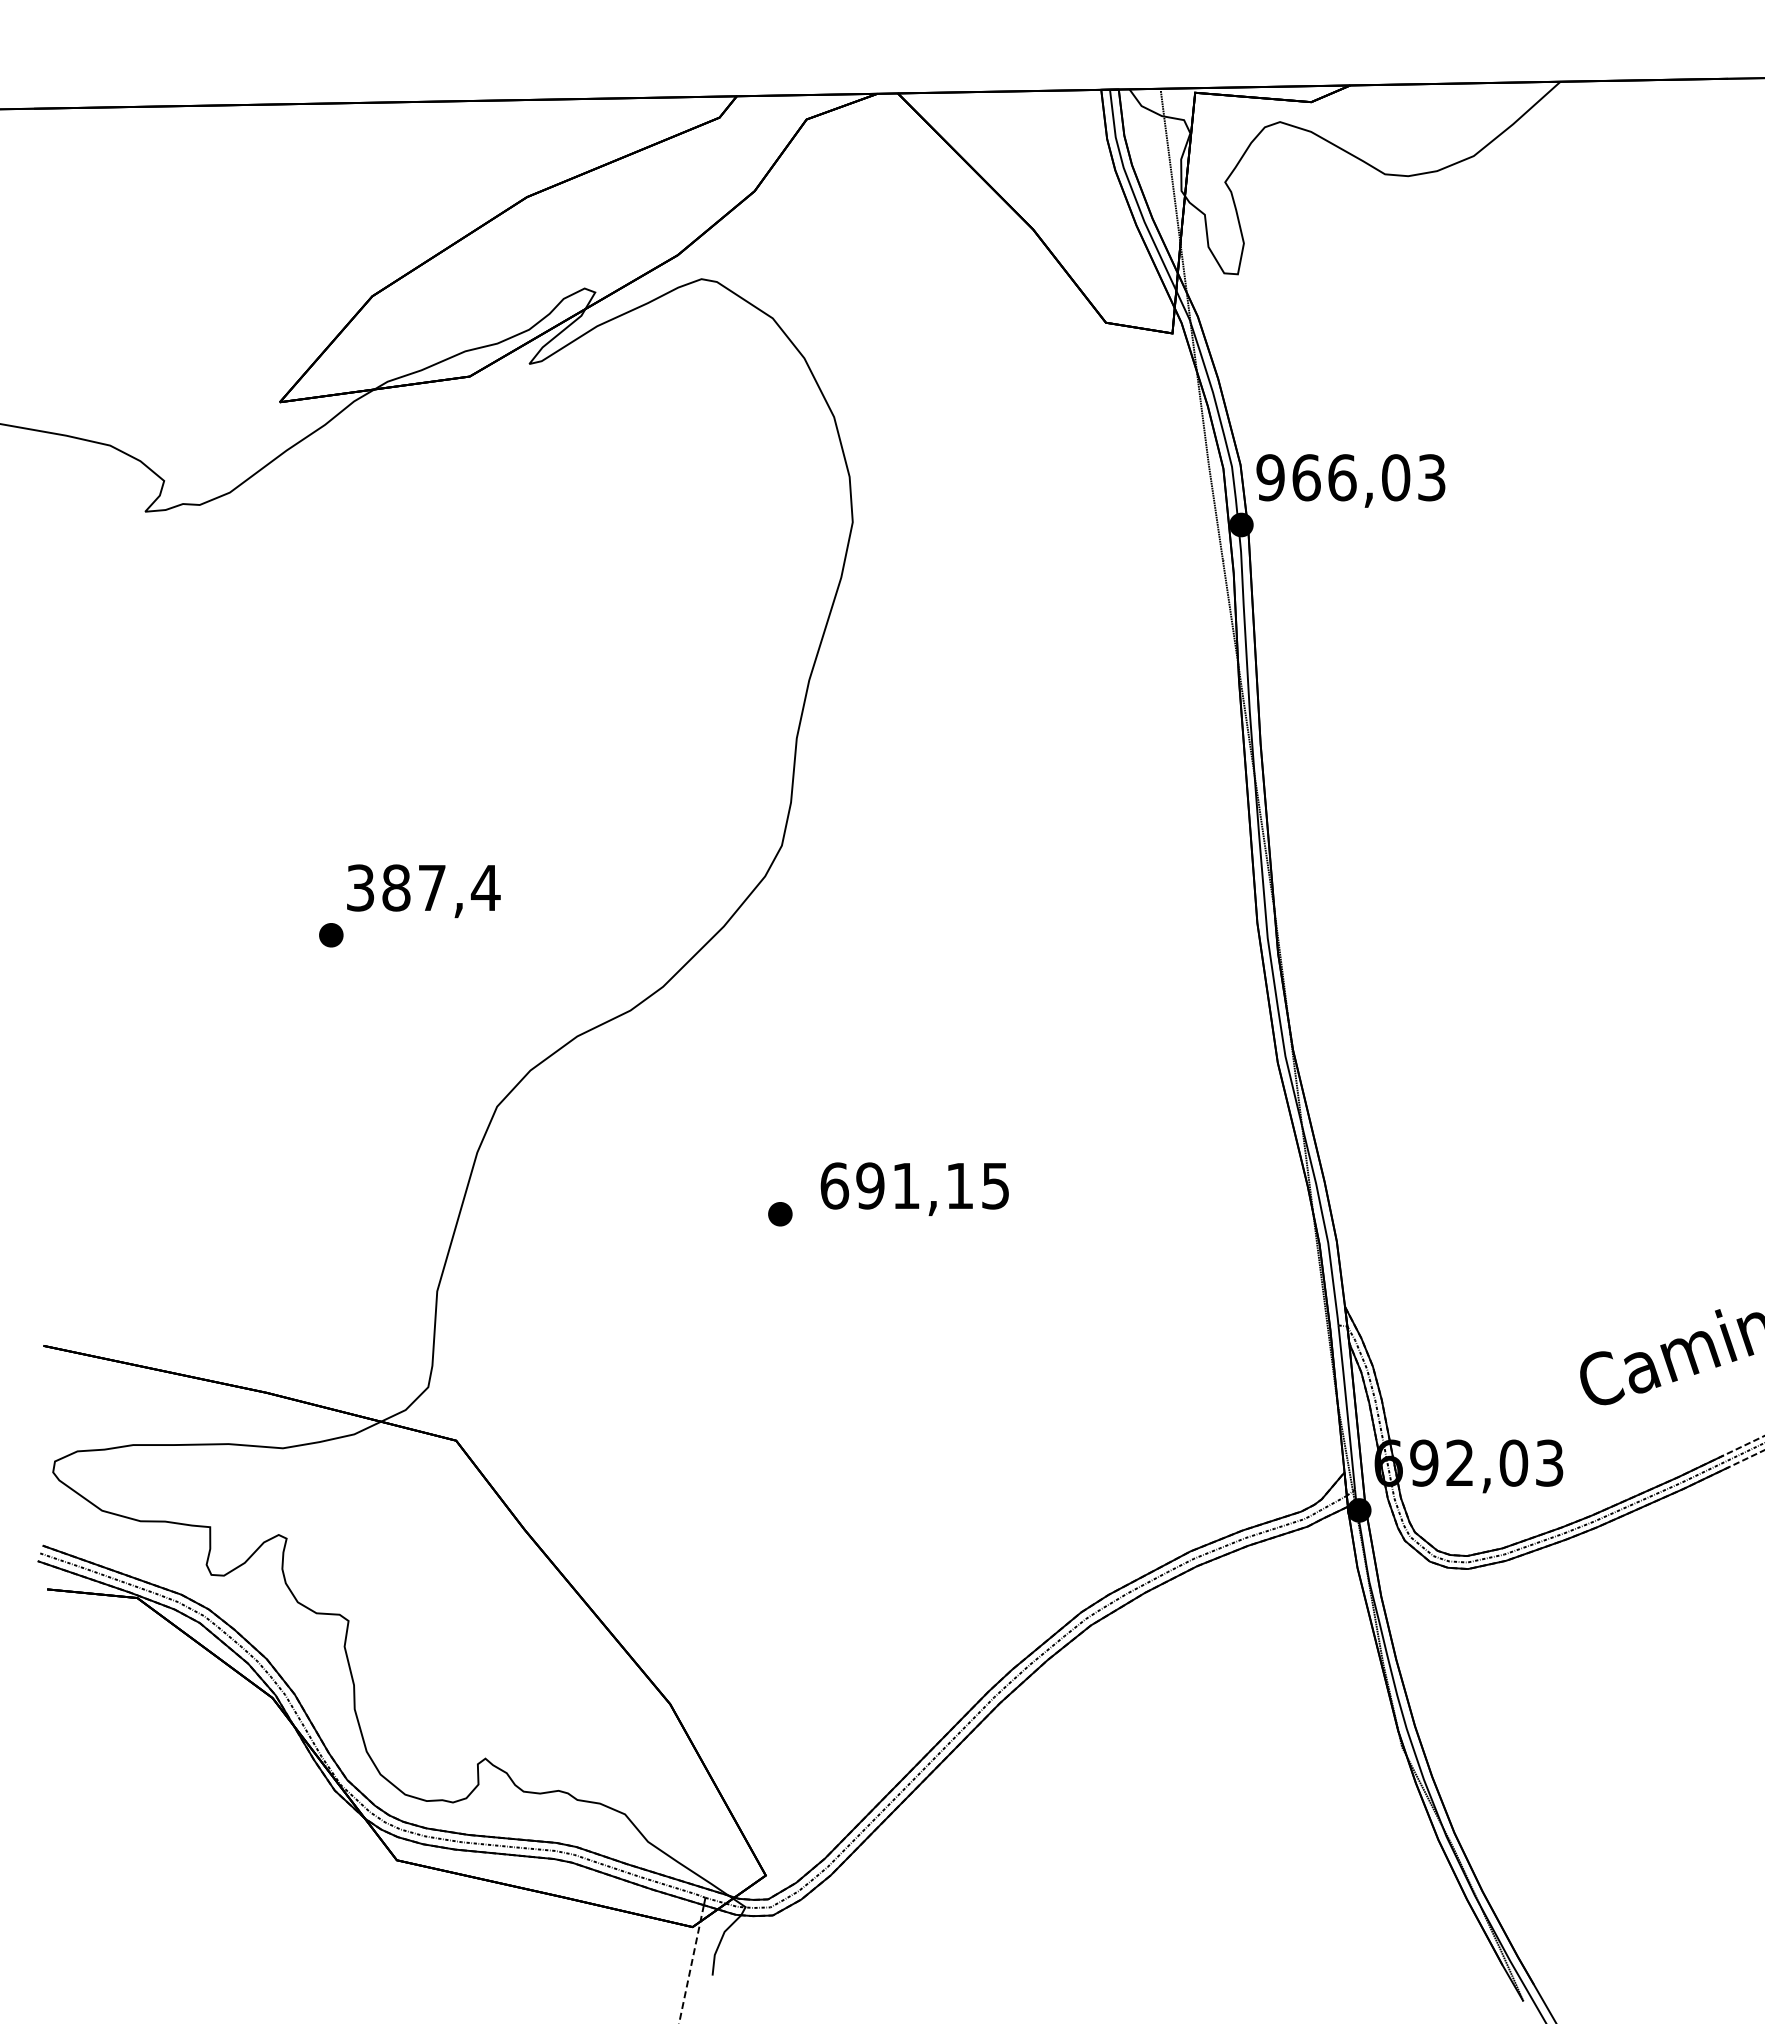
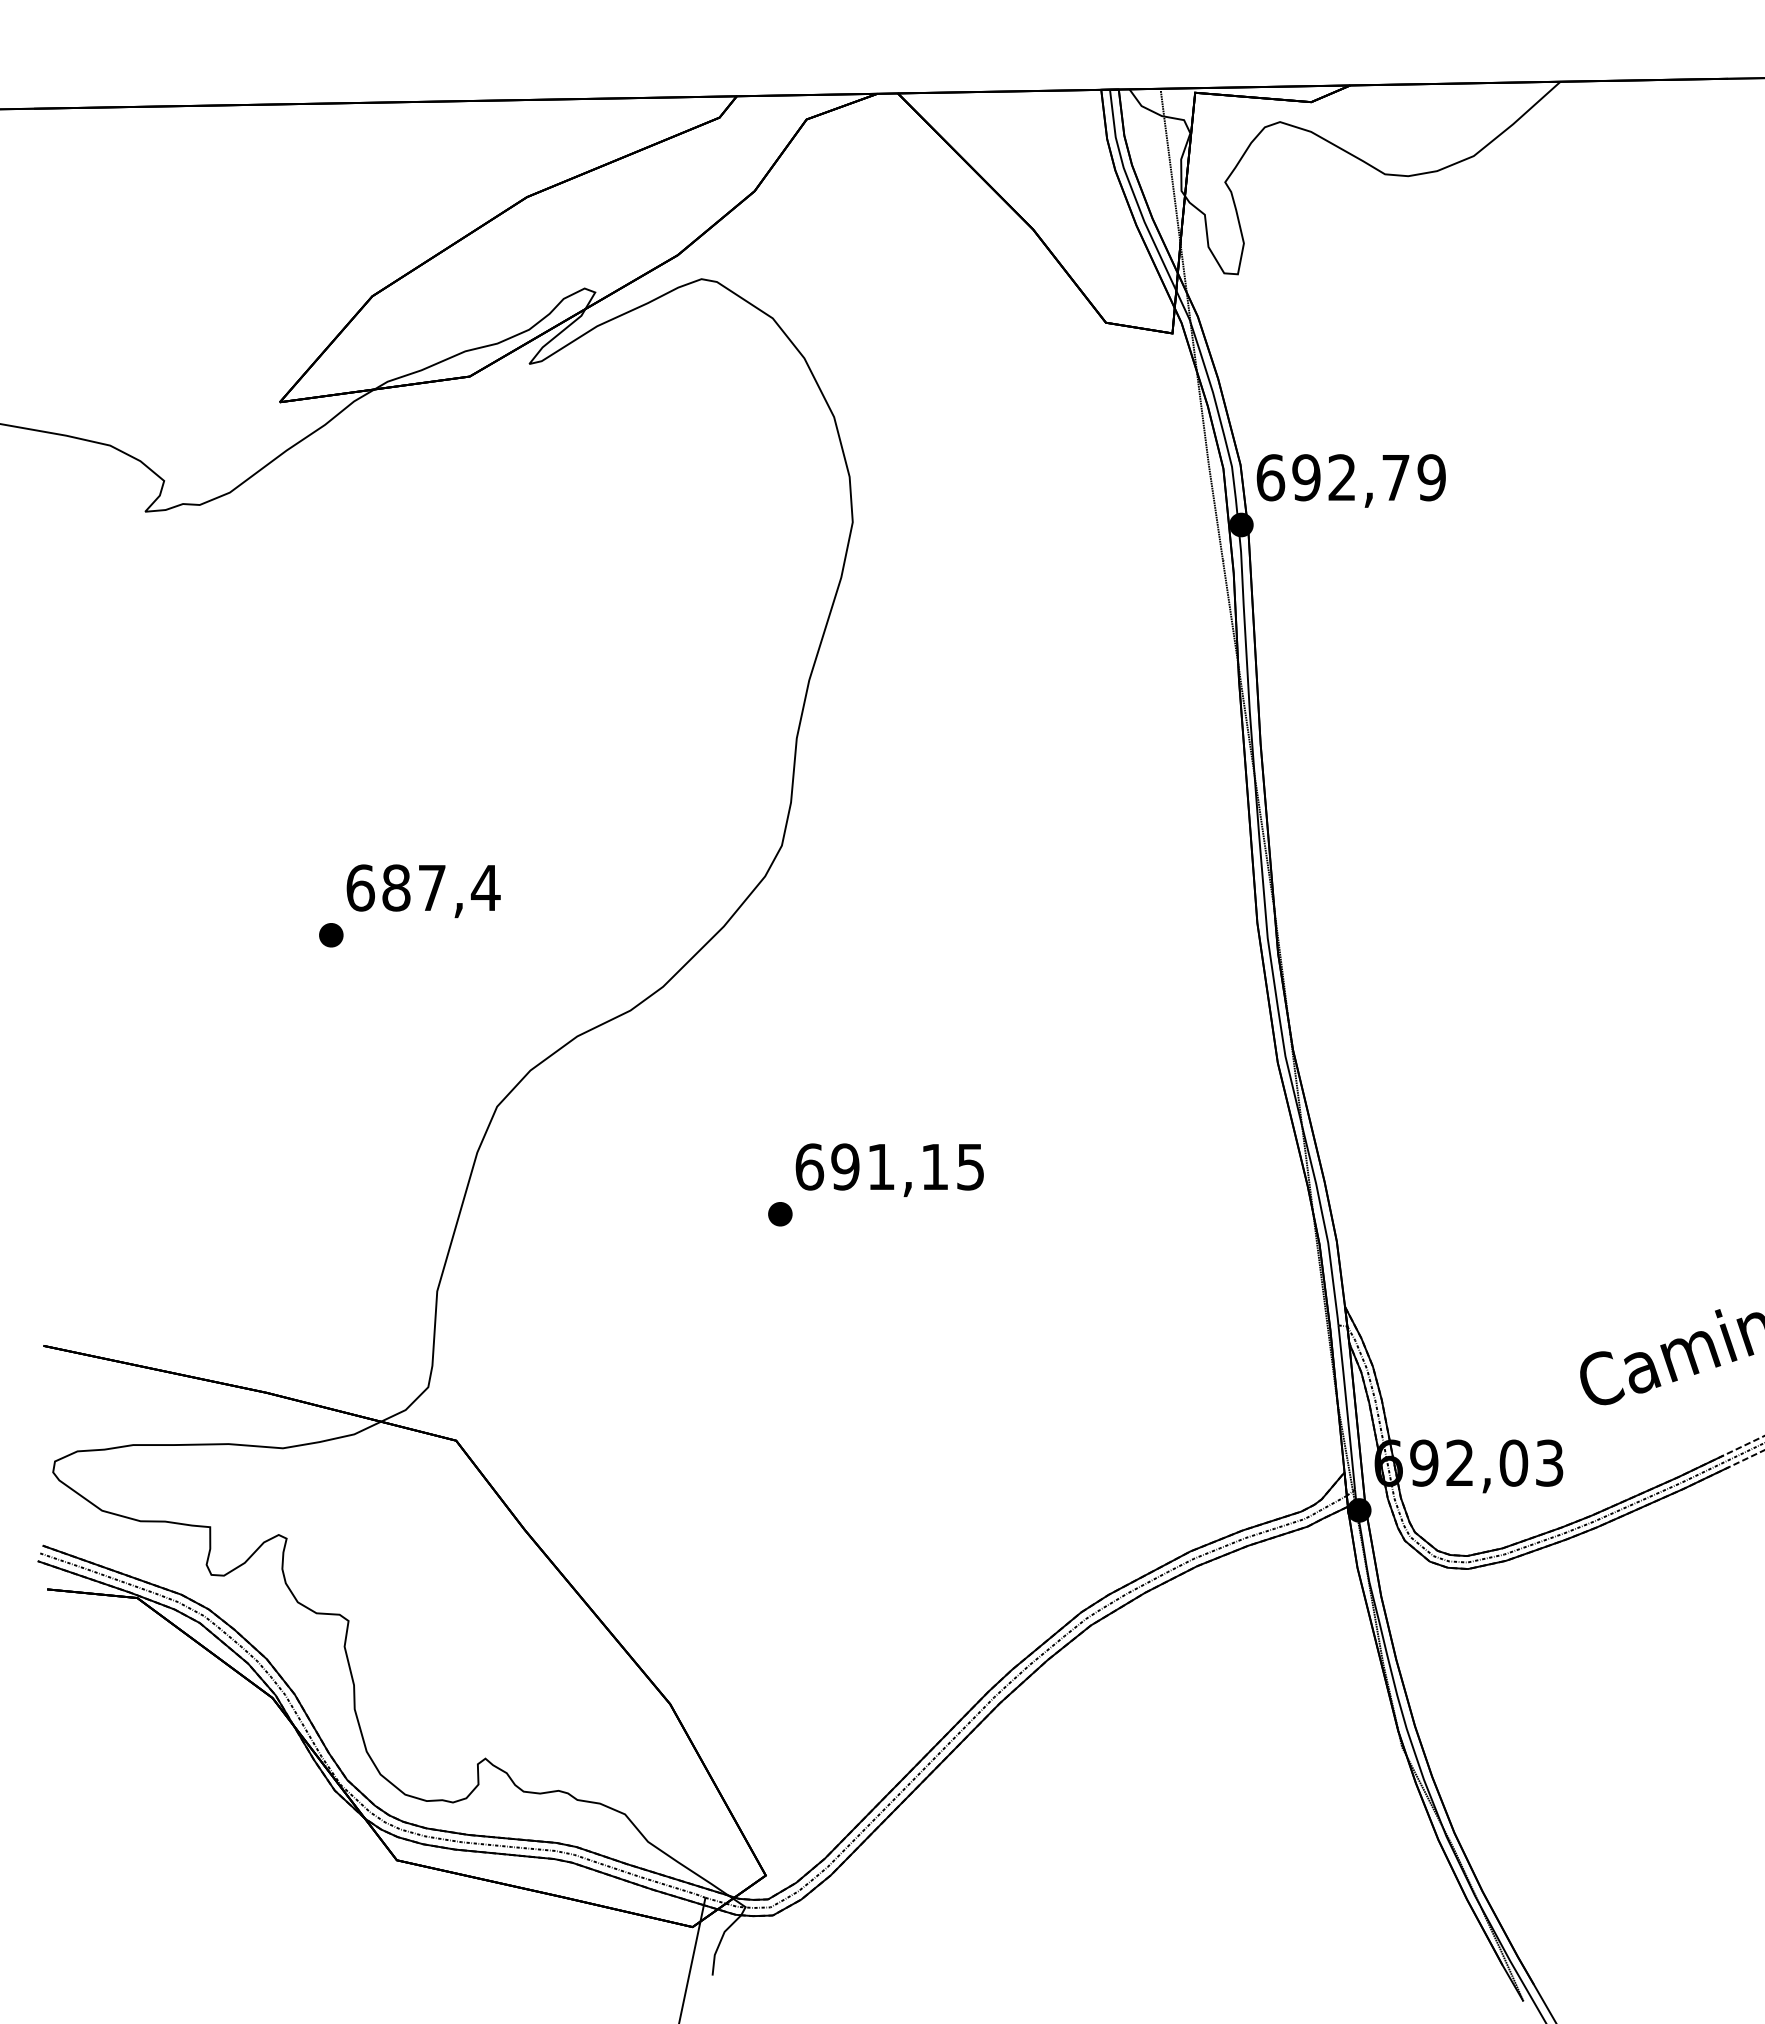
text: 966,03 -> 692,79 (1350, 477)
text: 387,4 -> 687,4 (360, 887)
text position: (914, 1188) -> (889, 1169) (889, 1169)
line: dashed -> solid (691, 1964)
